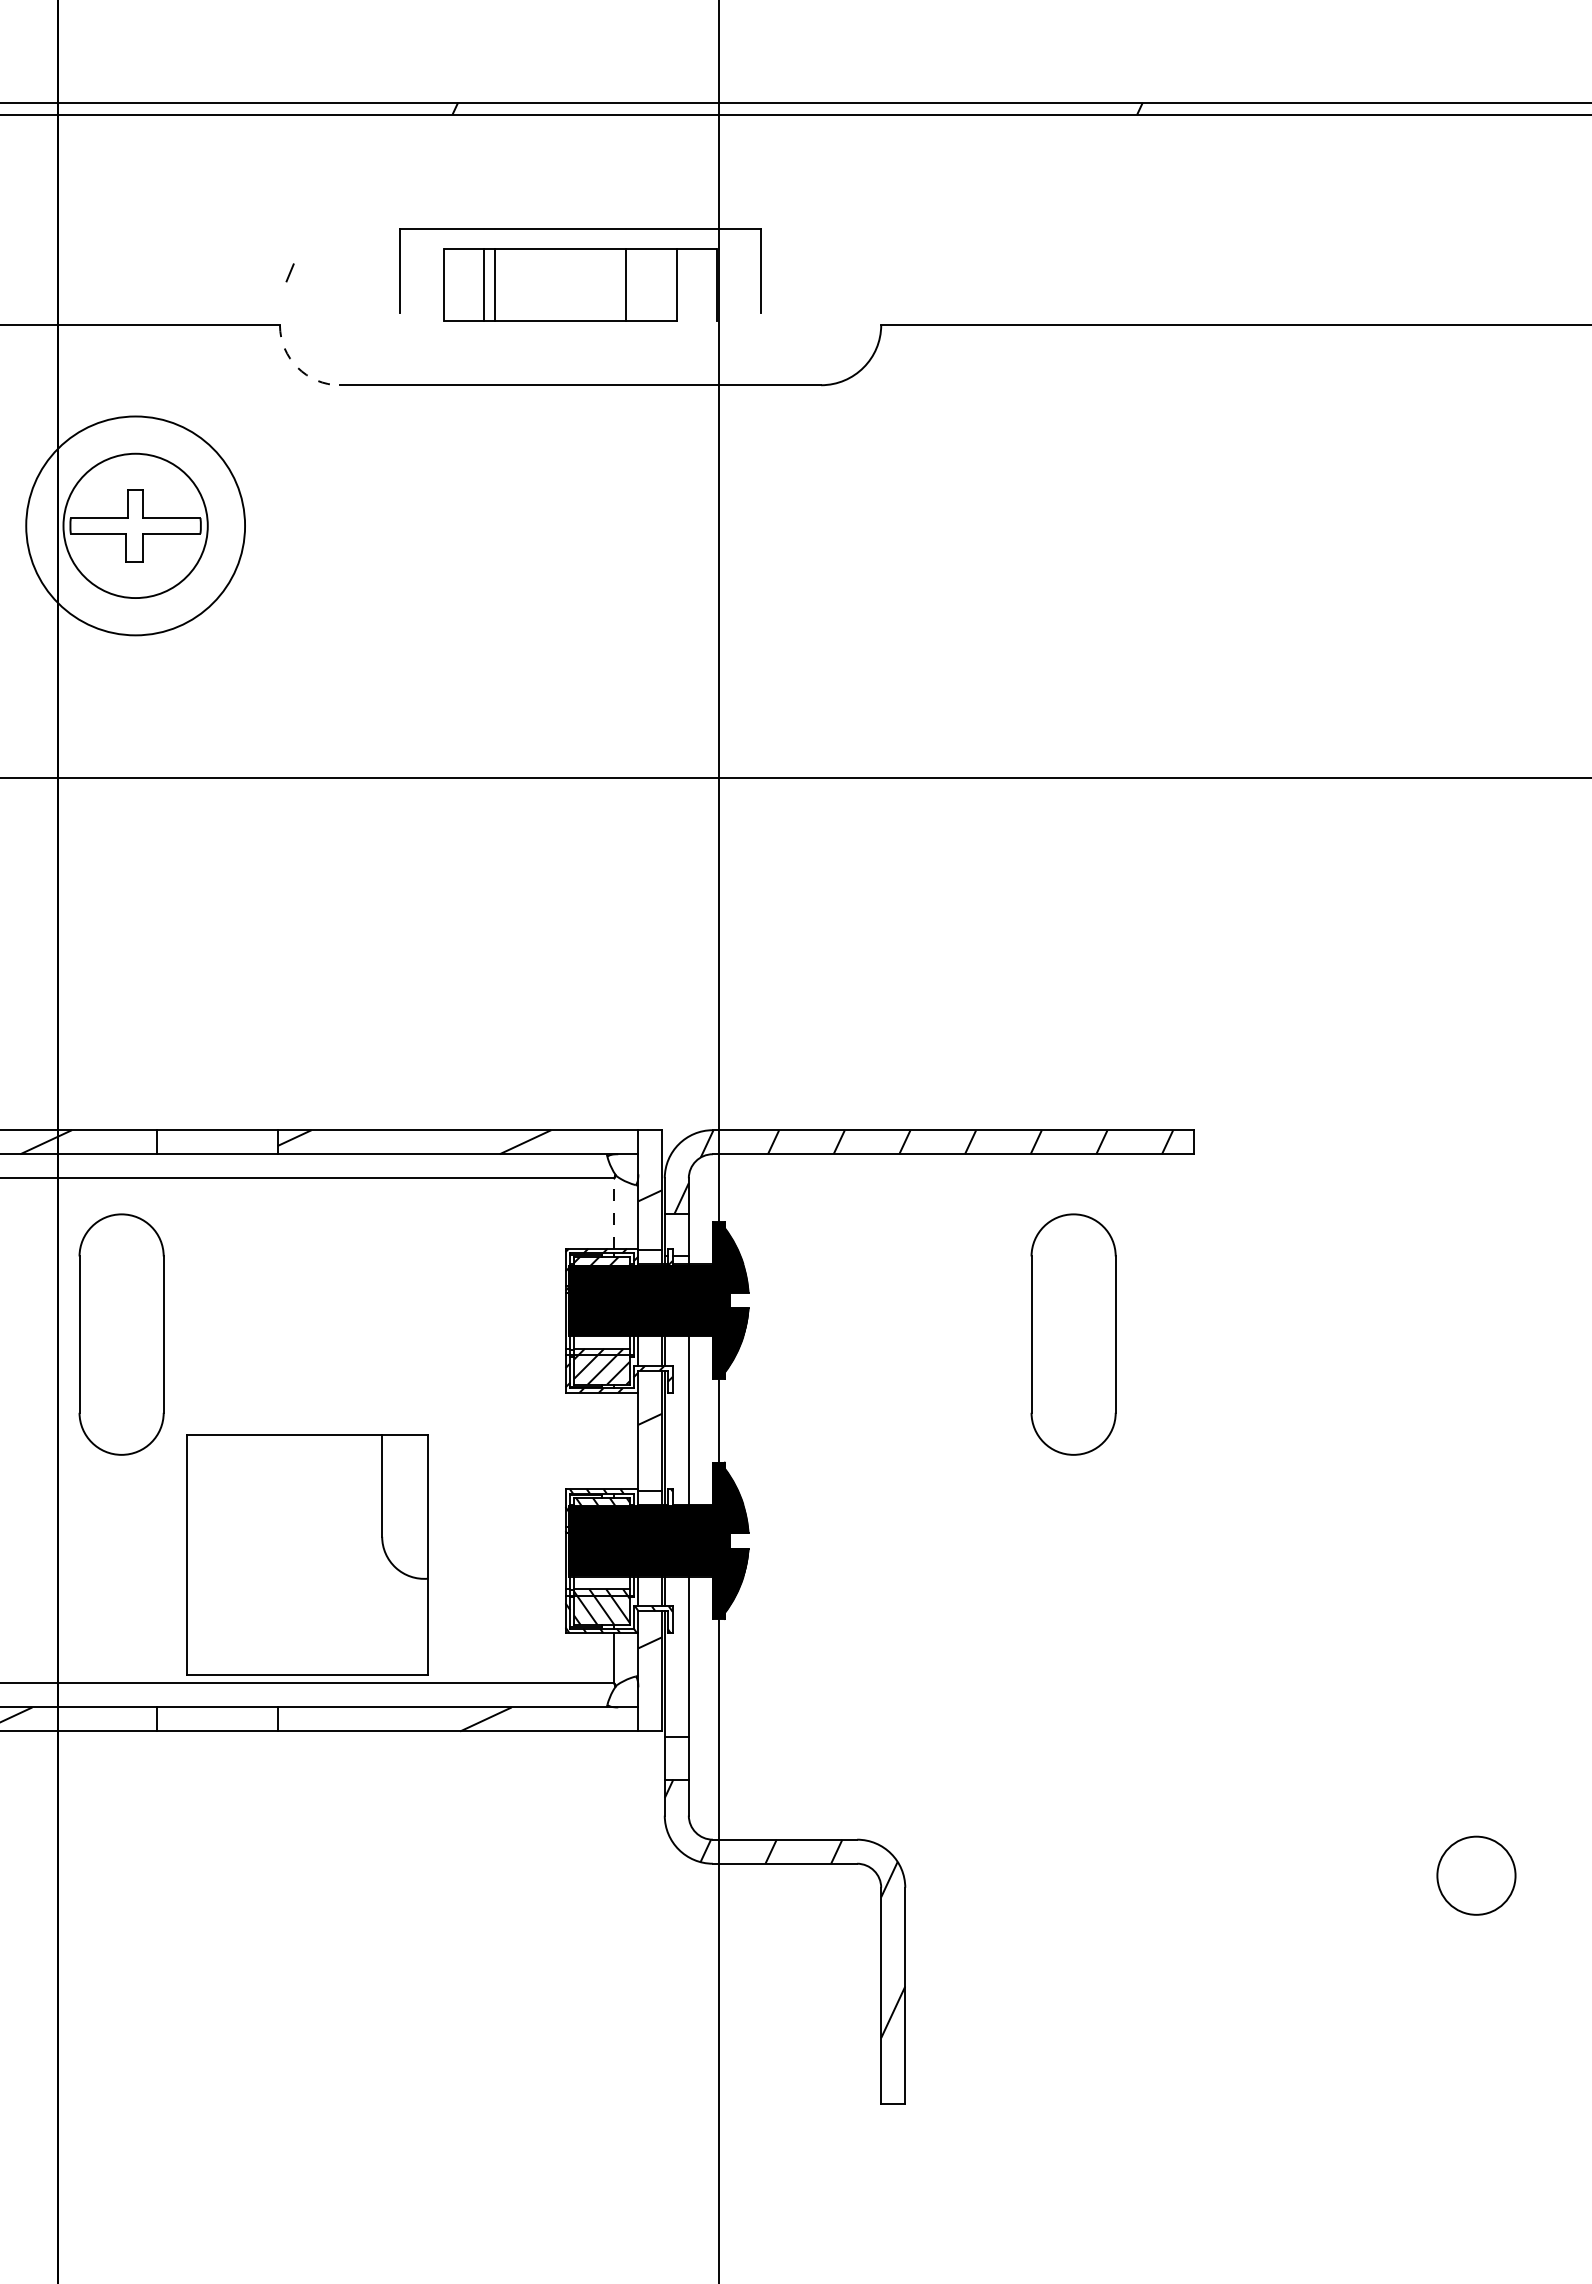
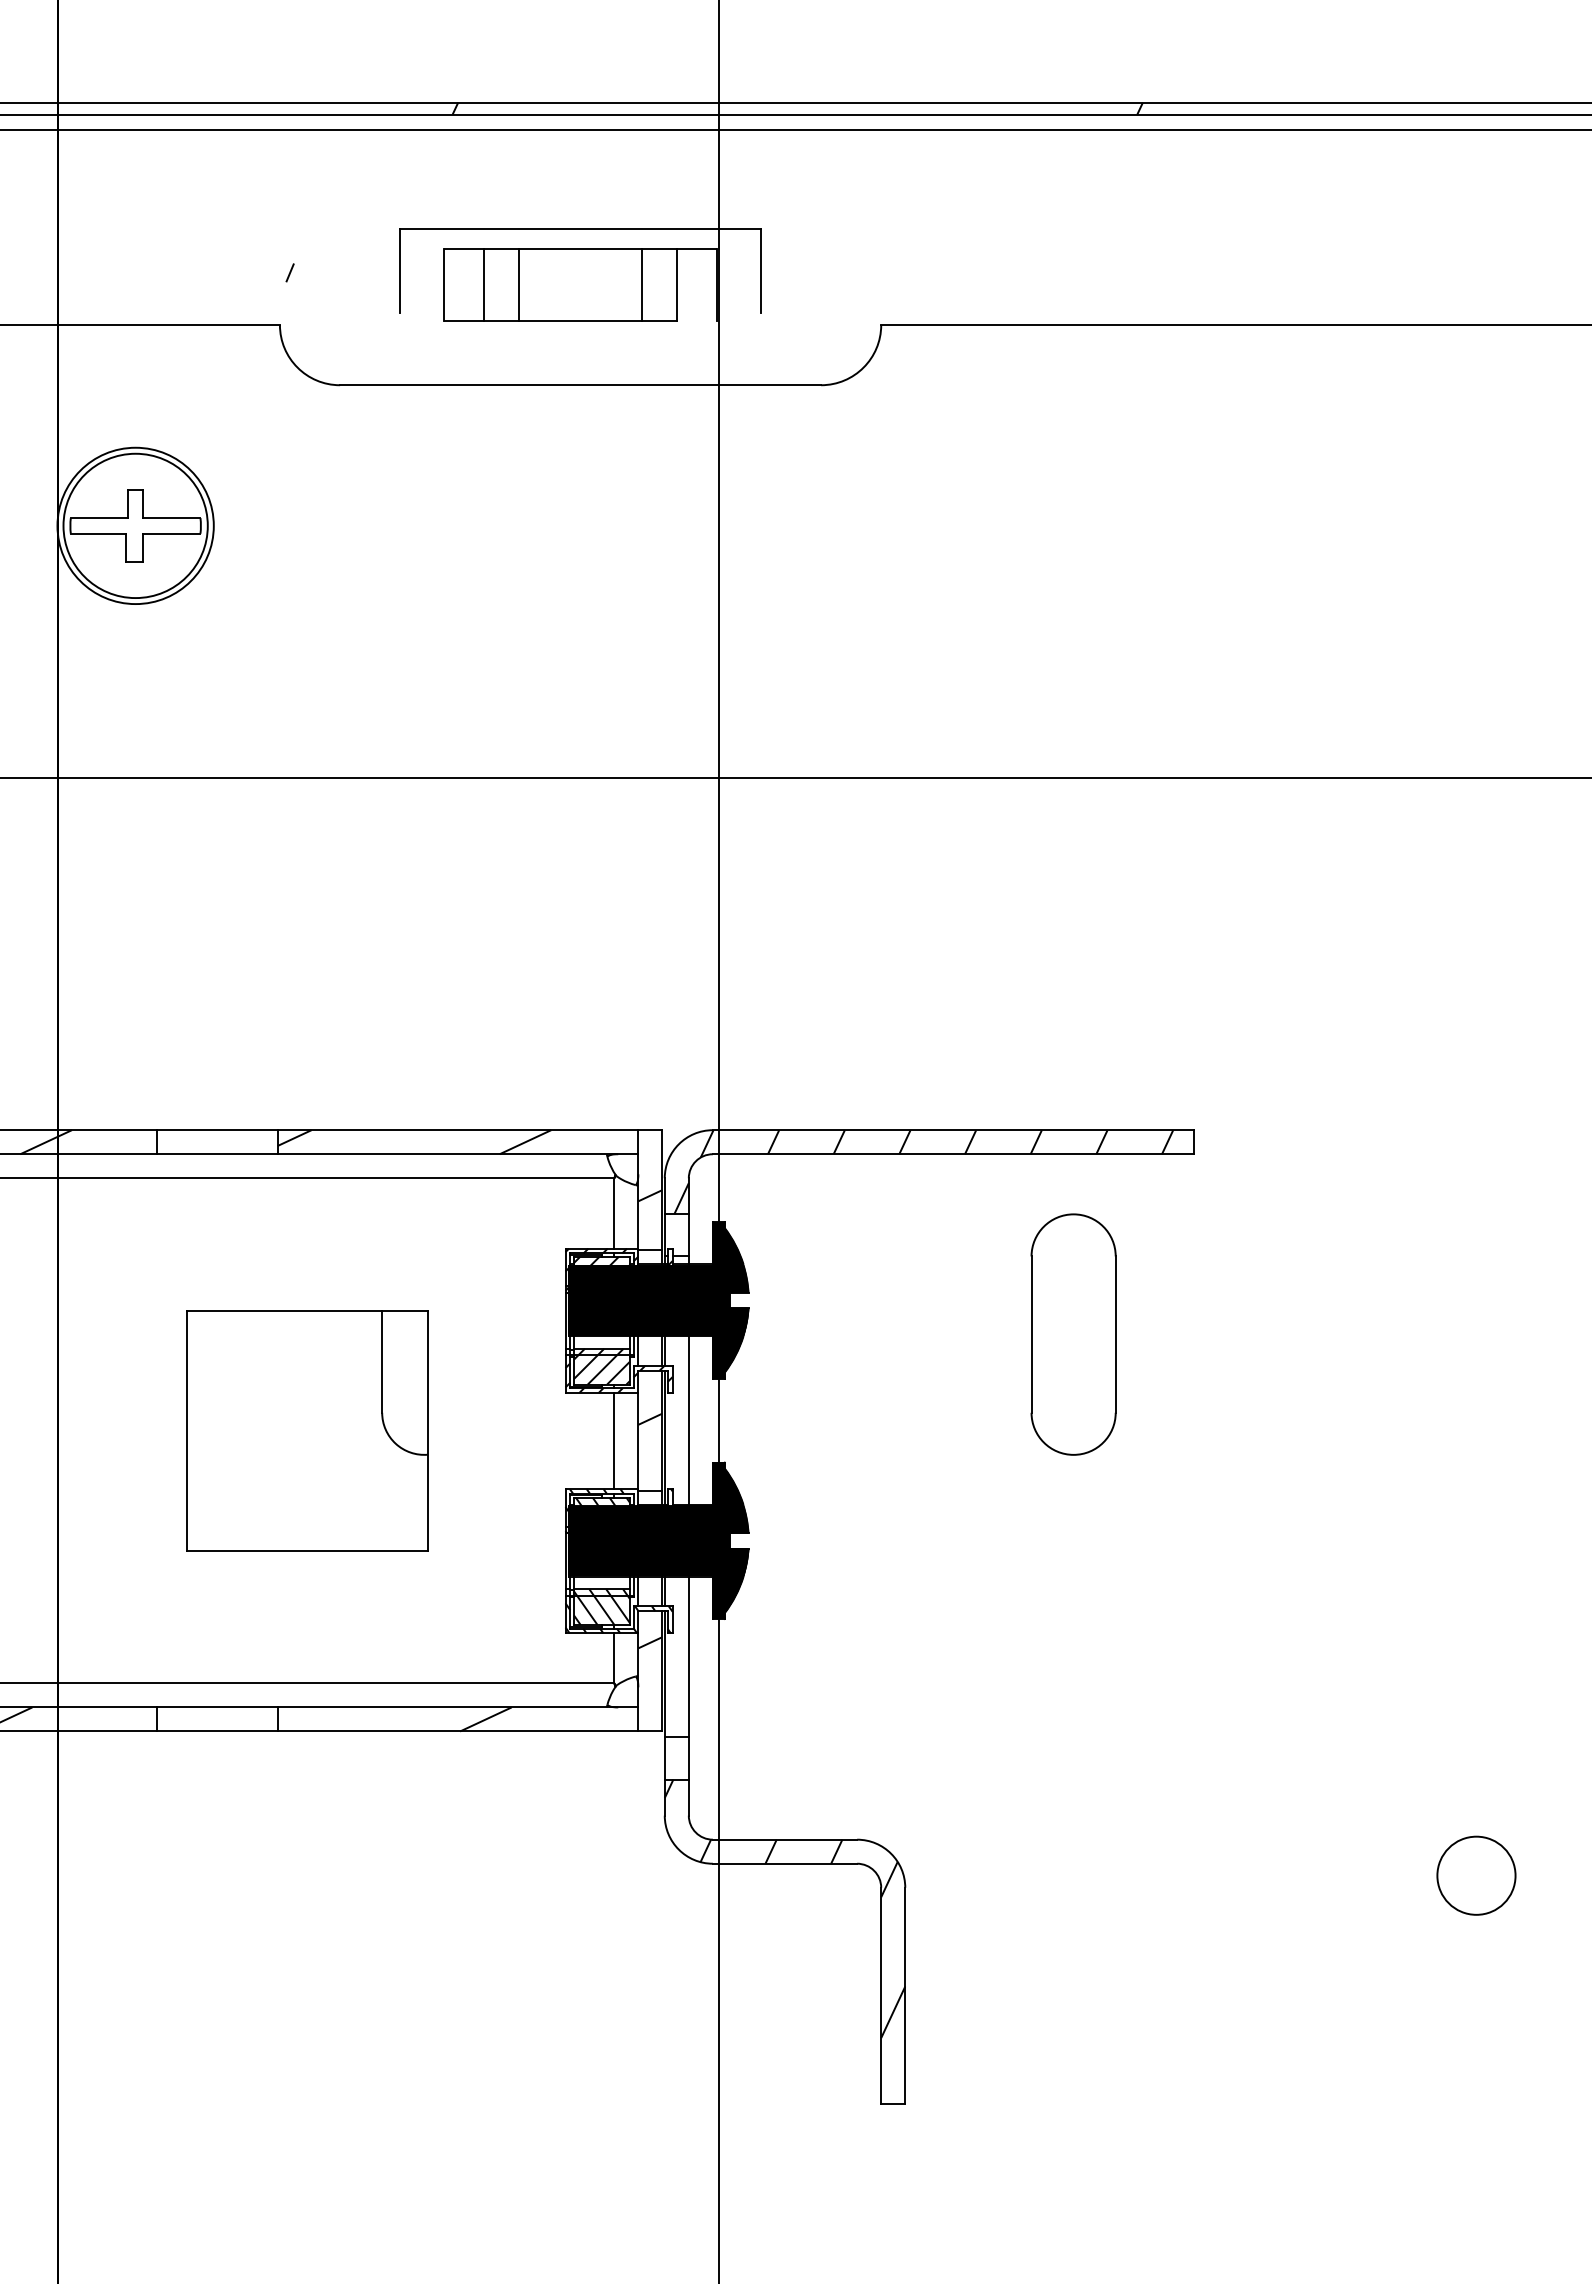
line: none -> present (795, 130)
line position: (494, 285) -> (518, 285) (518, 285)
line position: (626, 285) -> (642, 285) (642, 285)
arc: dashed -> solid (297, 367)
circle diameter: 219 px -> 156 px (135, 525)
line: dashed -> solid (614, 1212)
part: present -> none (121, 1334)
line: none -> present (614, 1440)
part position: (307, 1554) -> (307, 1430) (307, 1430)
